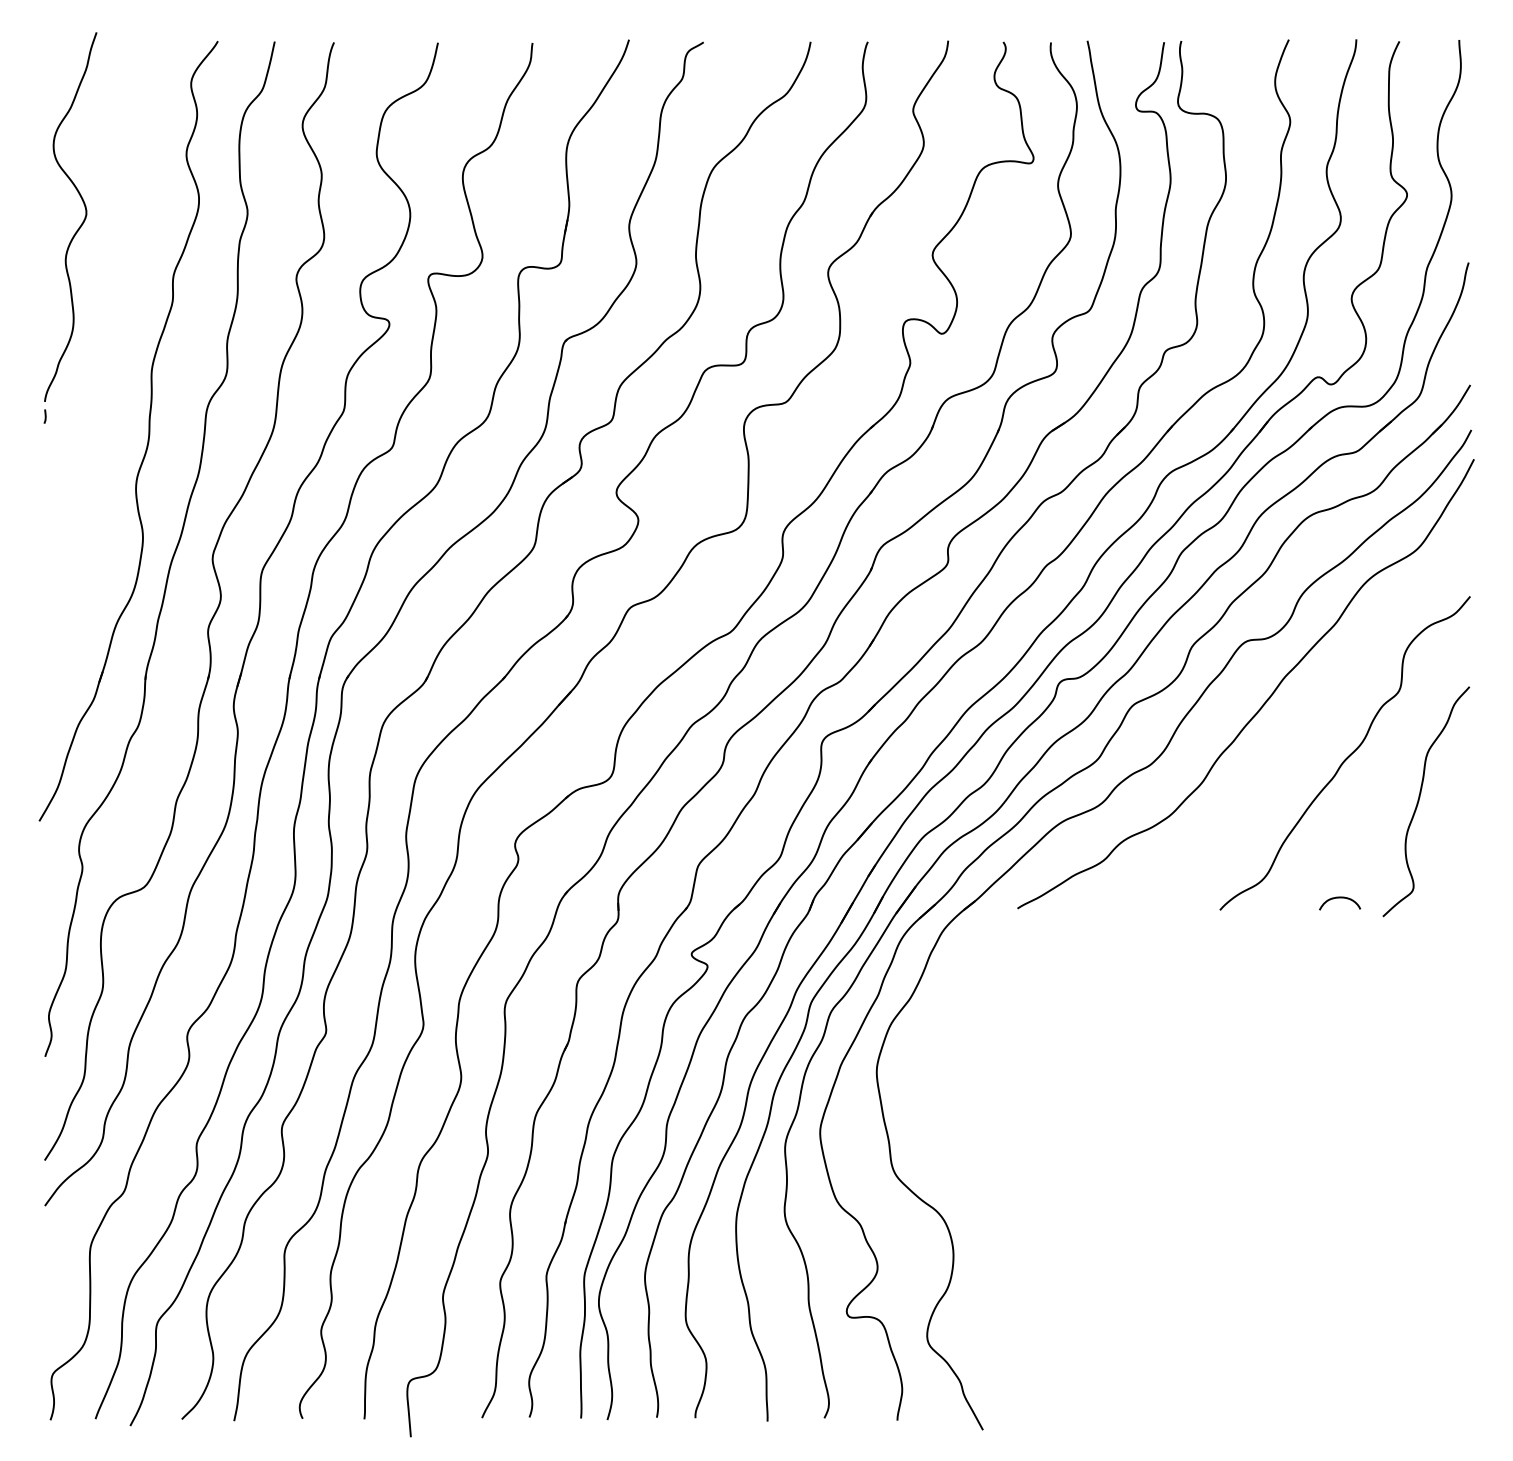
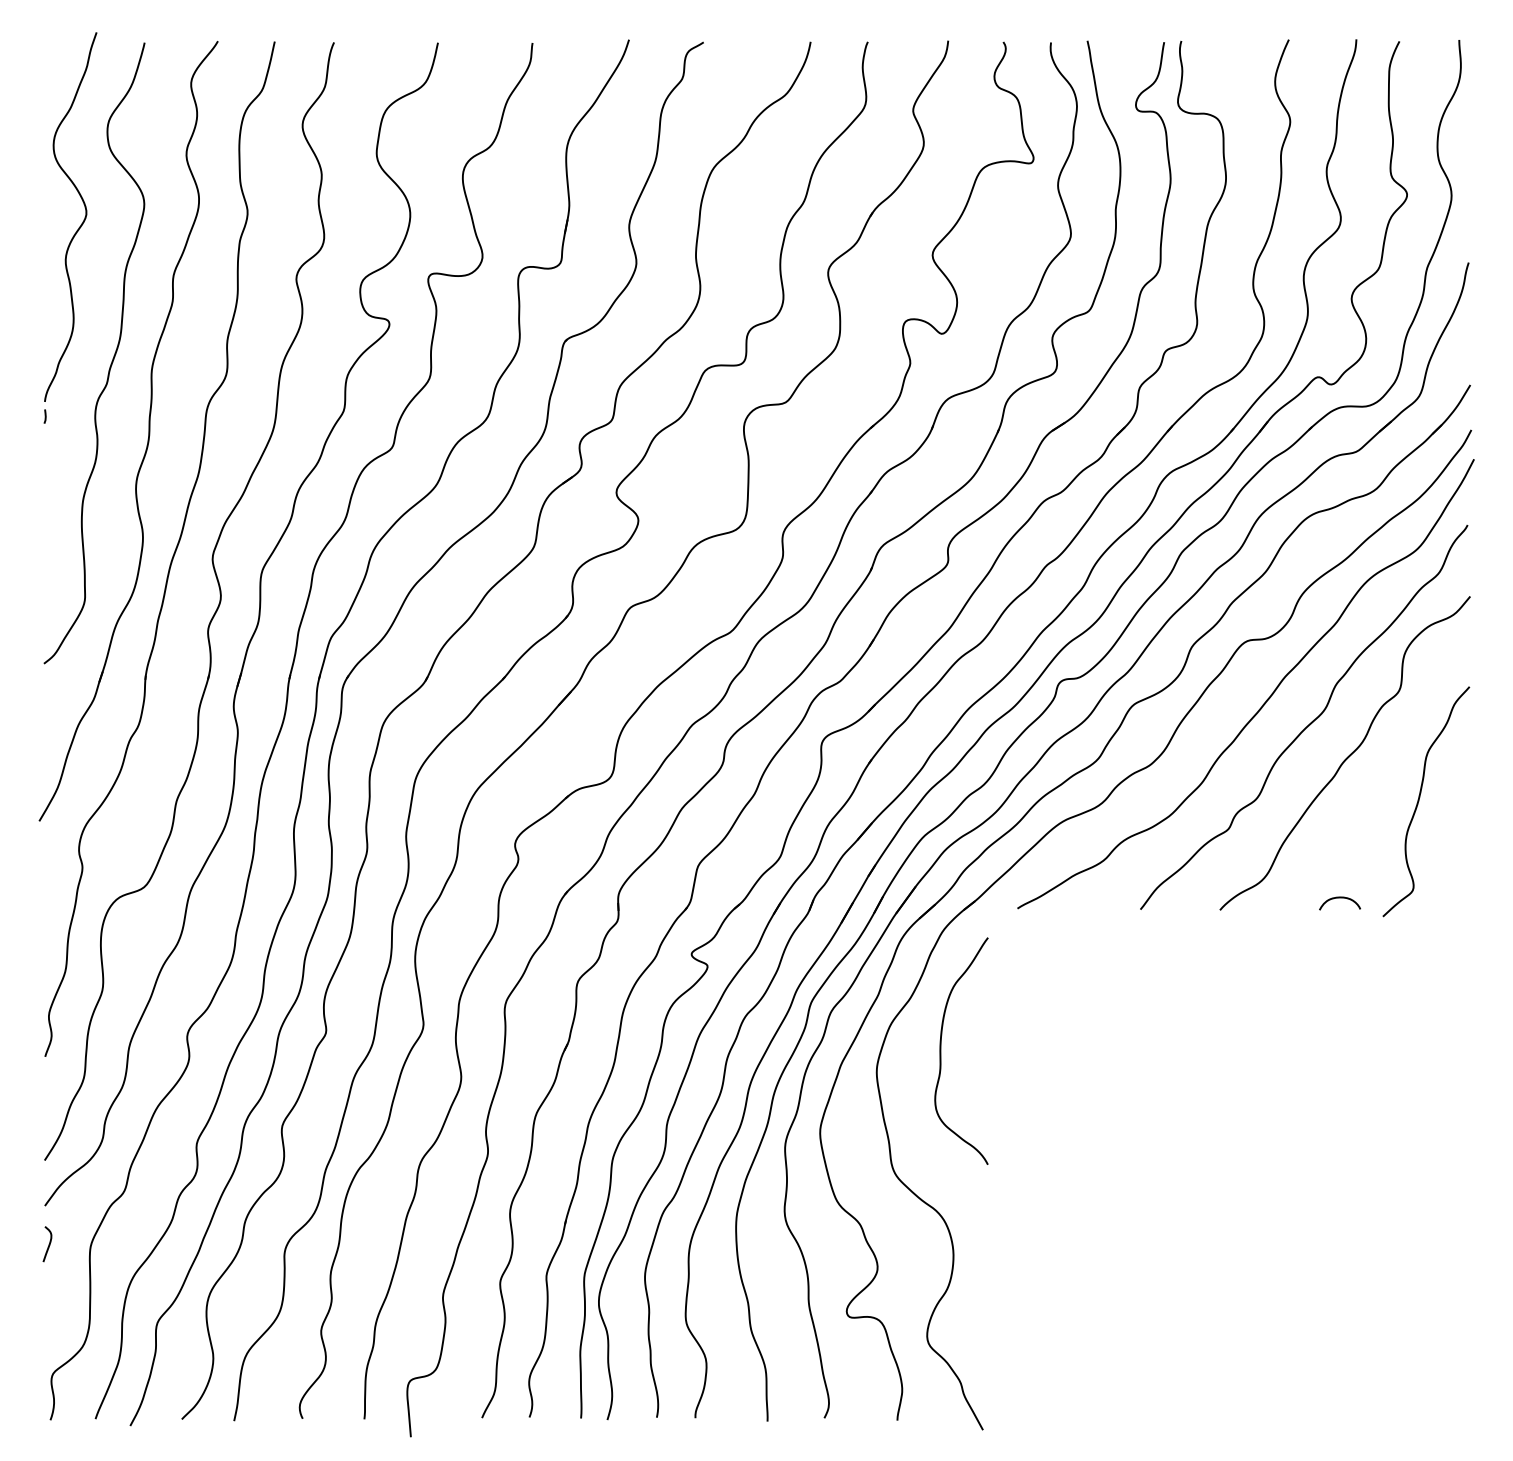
curve: none -> present (112, 358)
curve: none -> present (1310, 722)
curve: none -> present (941, 1050)
curve: none -> present (48, 1244)
